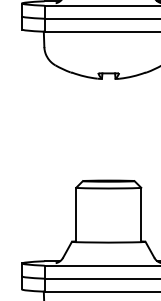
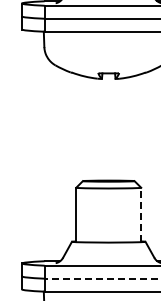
line: solid -> dashed (141, 214)
line: solid -> dashed (102, 278)
